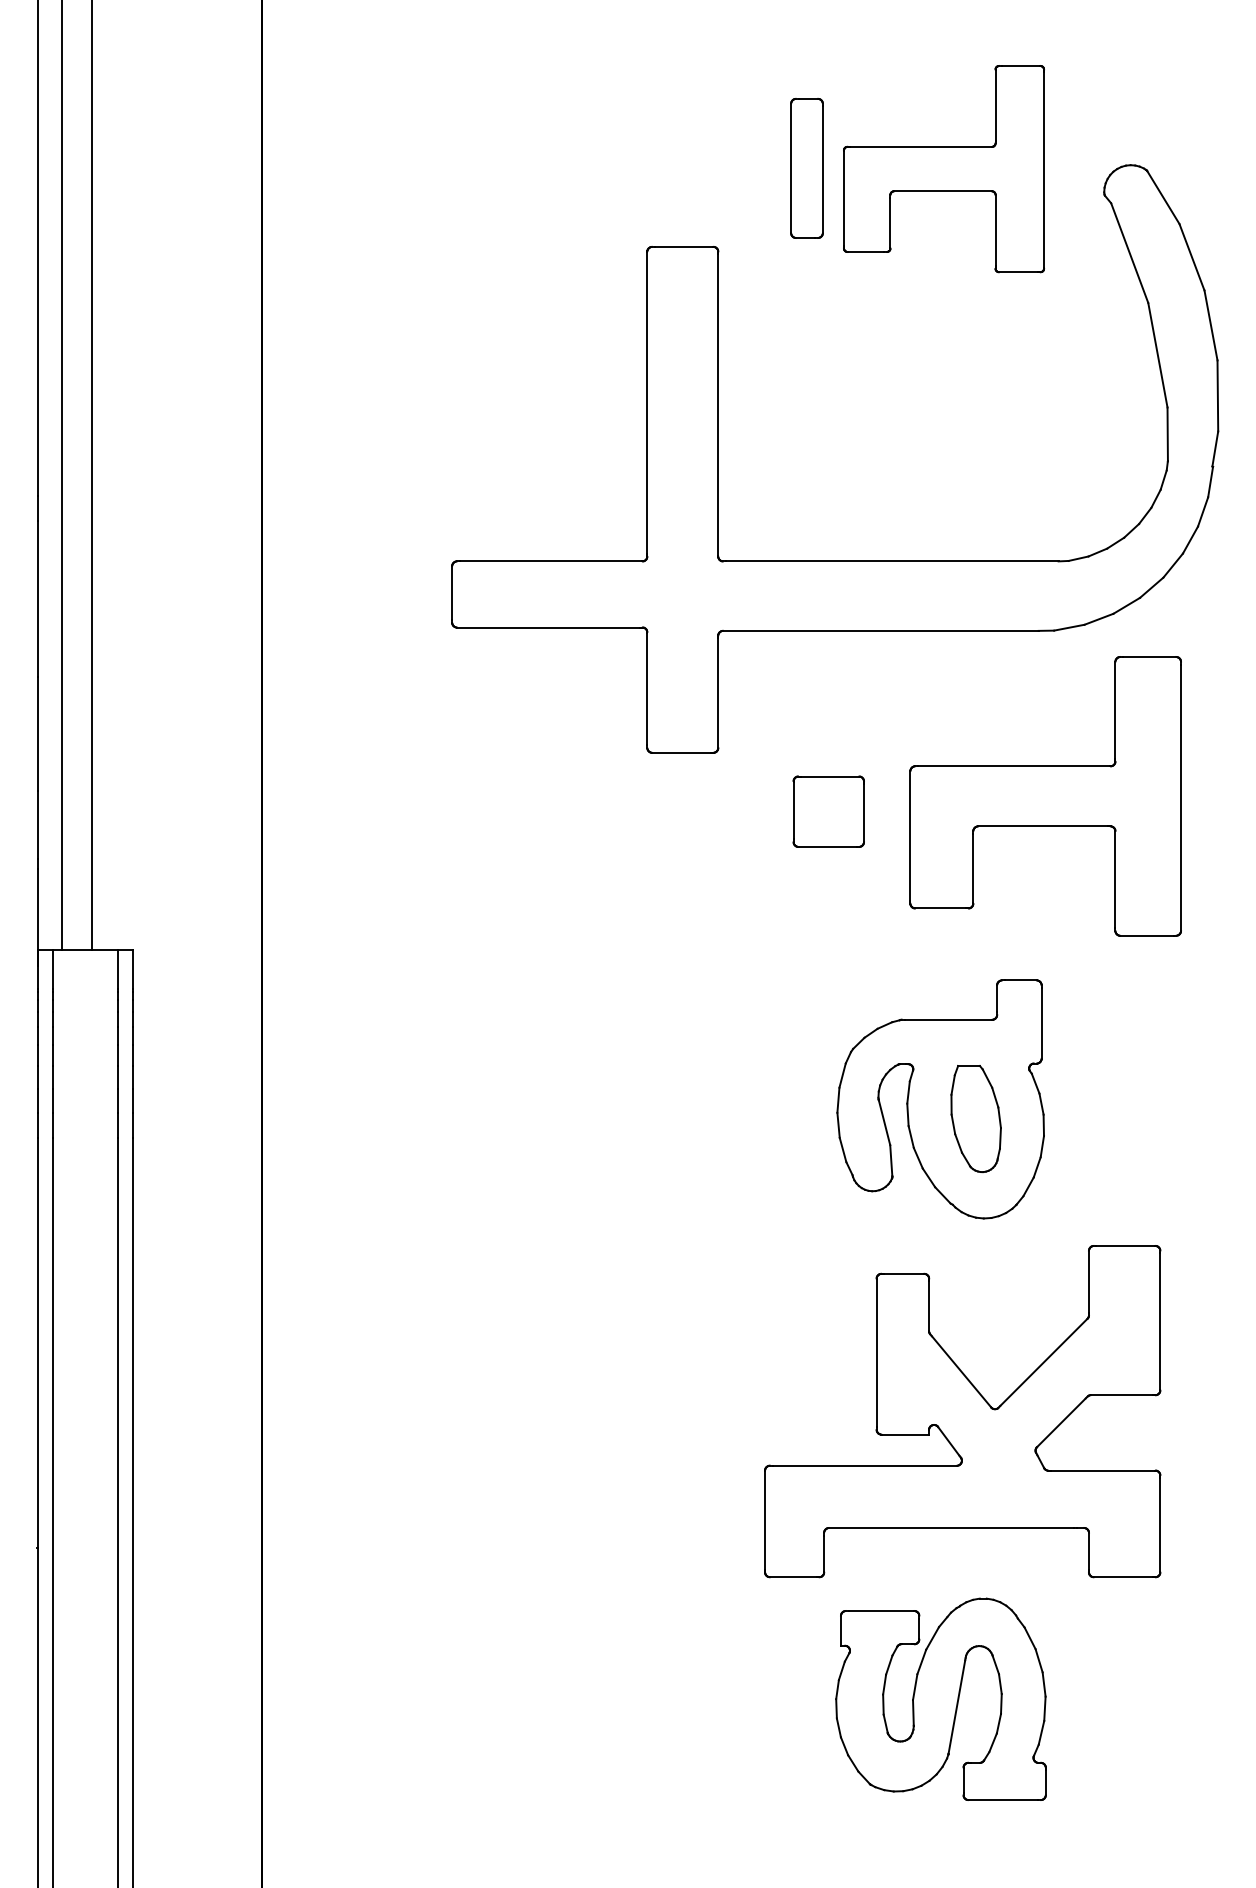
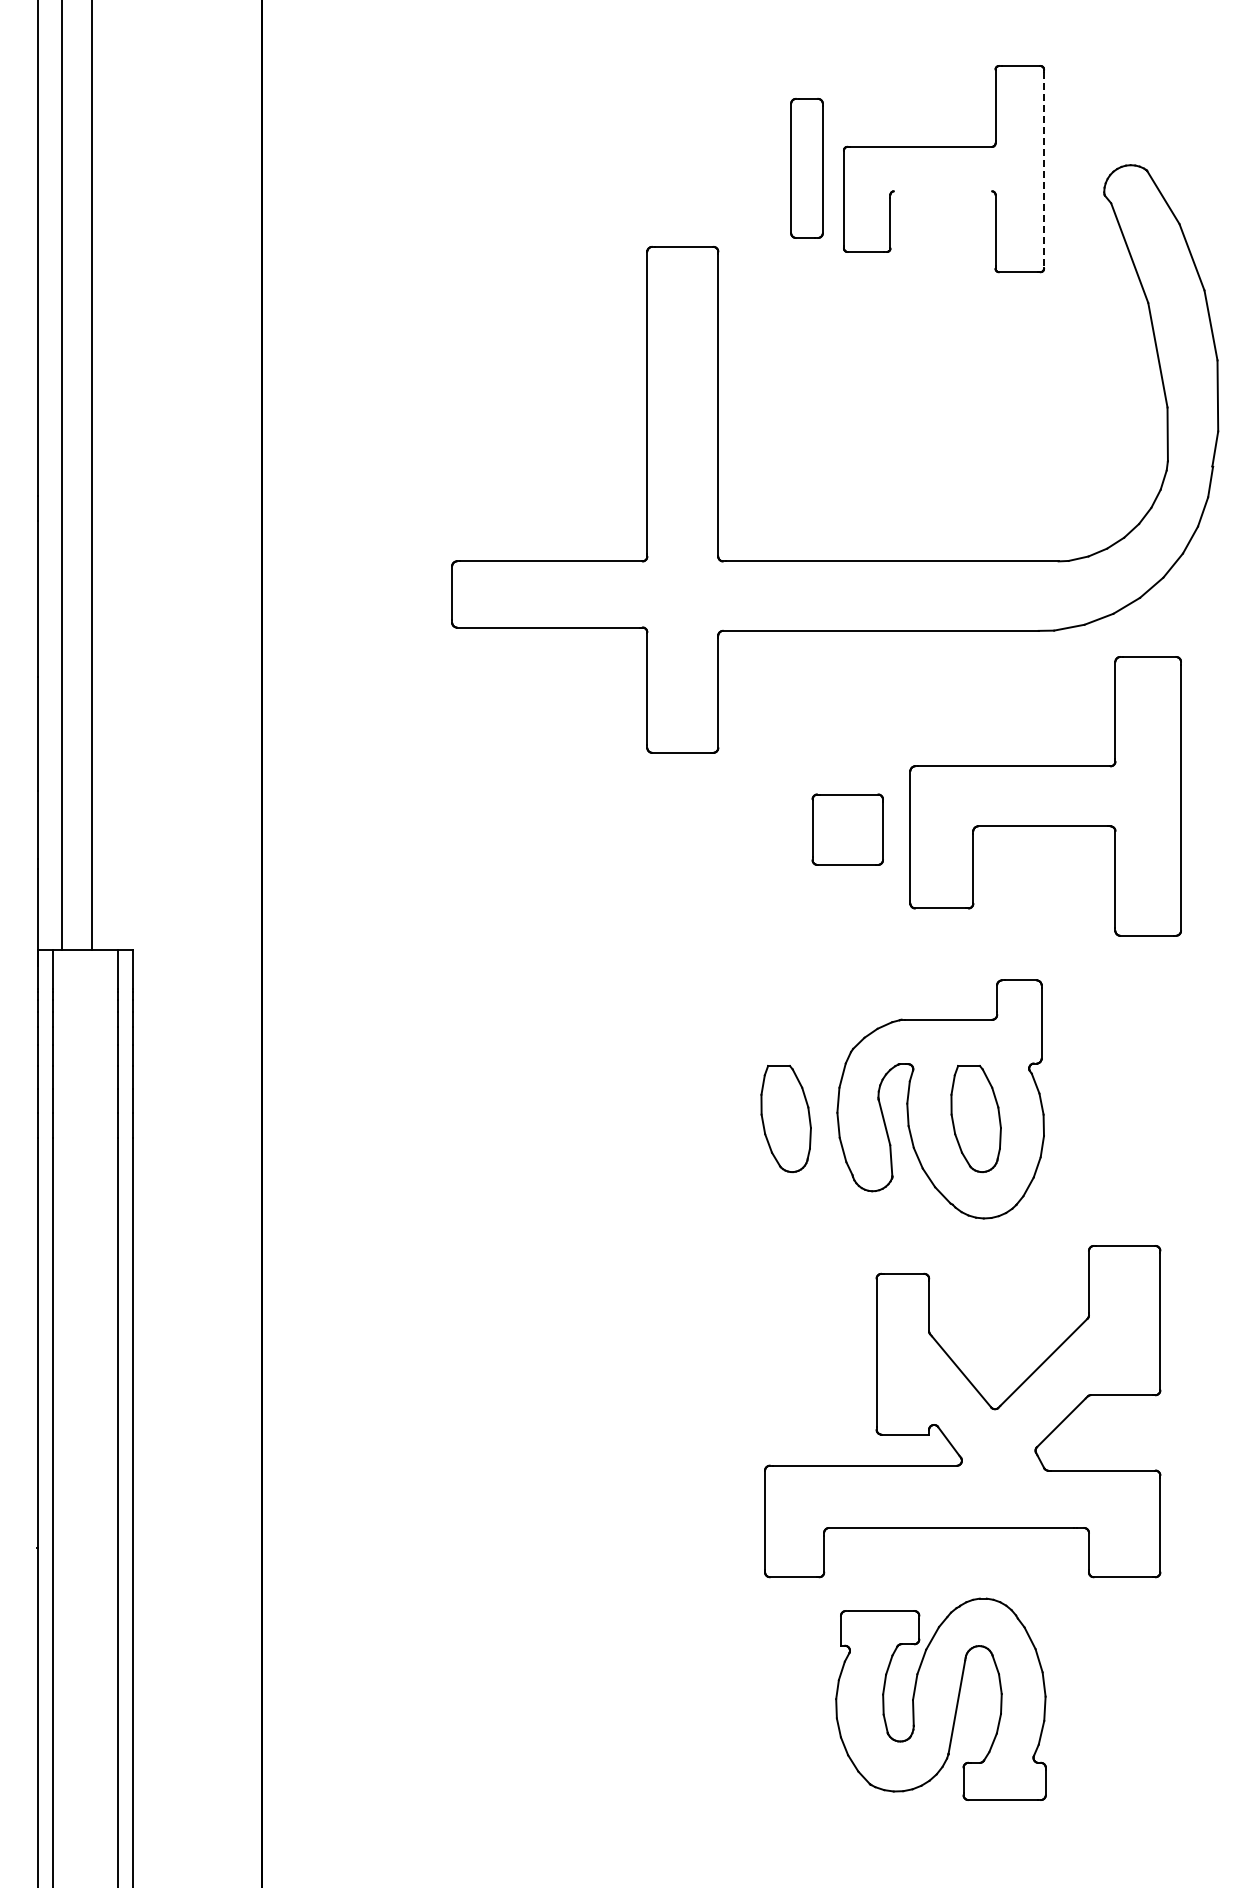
line: solid -> dashed (1044, 170)
line: present -> none (942, 191)
part position: (828, 811) -> (847, 829) (847, 829)
part: none -> present (785, 1118)
